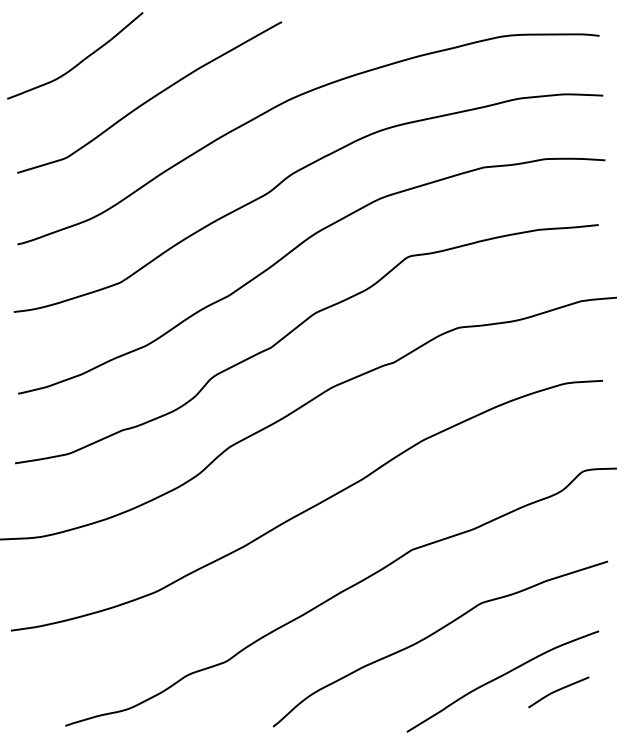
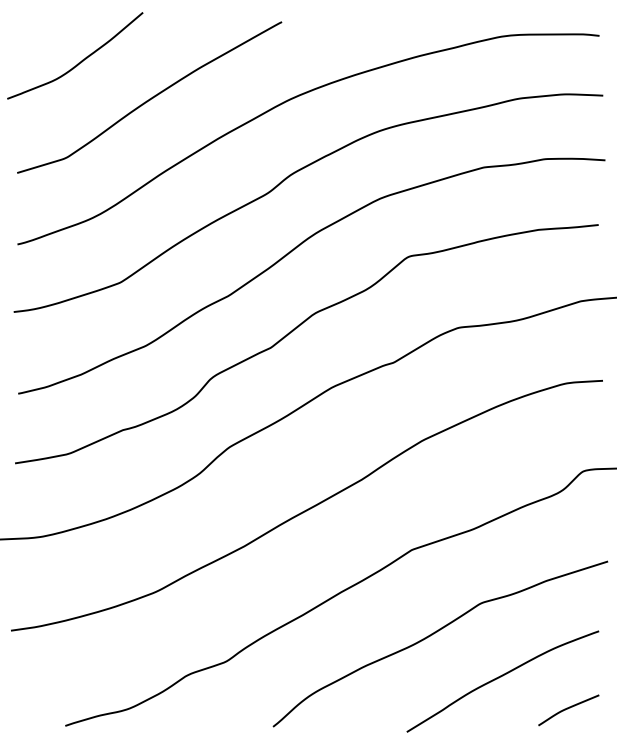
curve position: (558, 691) -> (568, 709) (568, 709)
